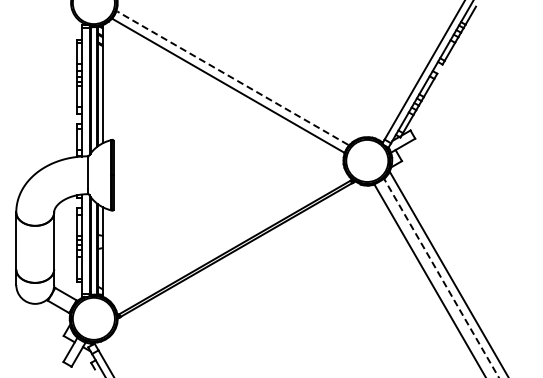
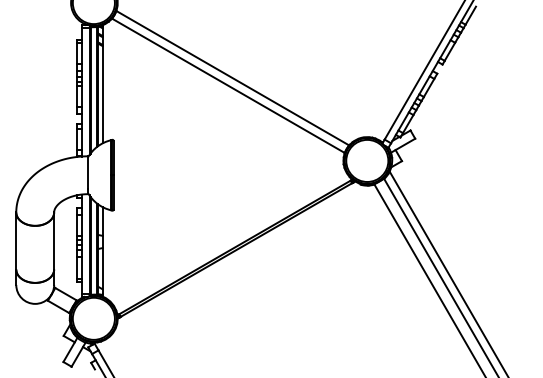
line: dashed -> solid (232, 77)
line: dashed -> solid (441, 278)
